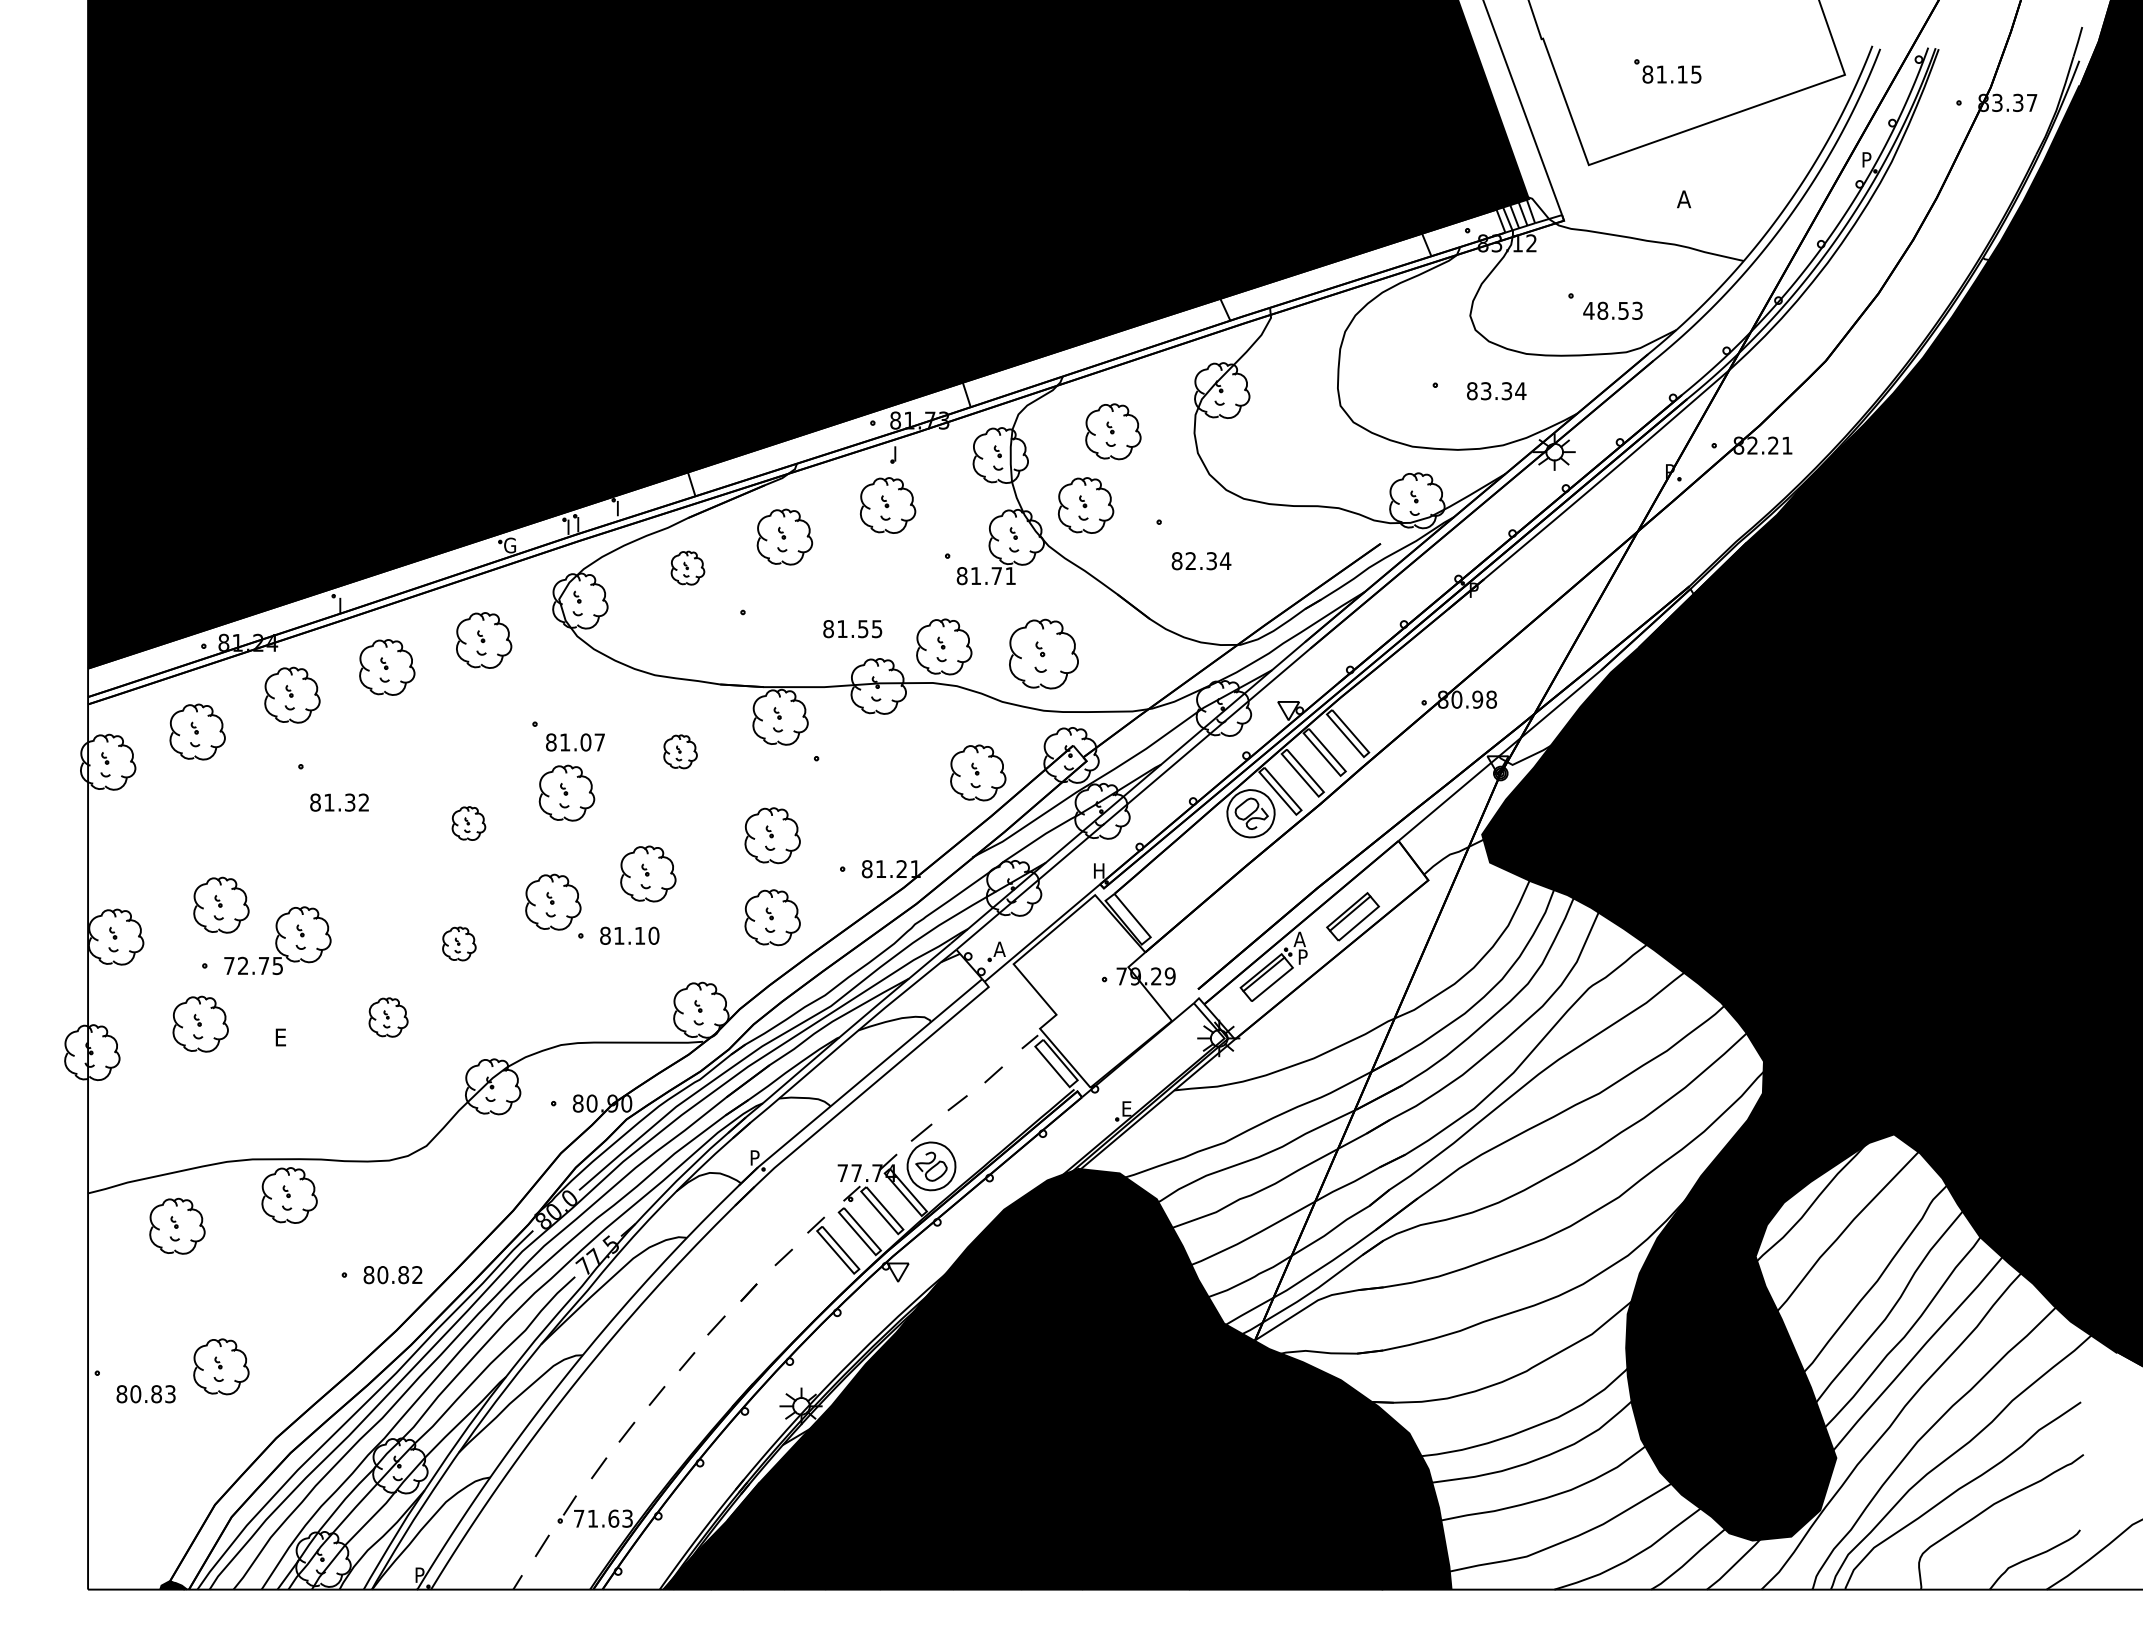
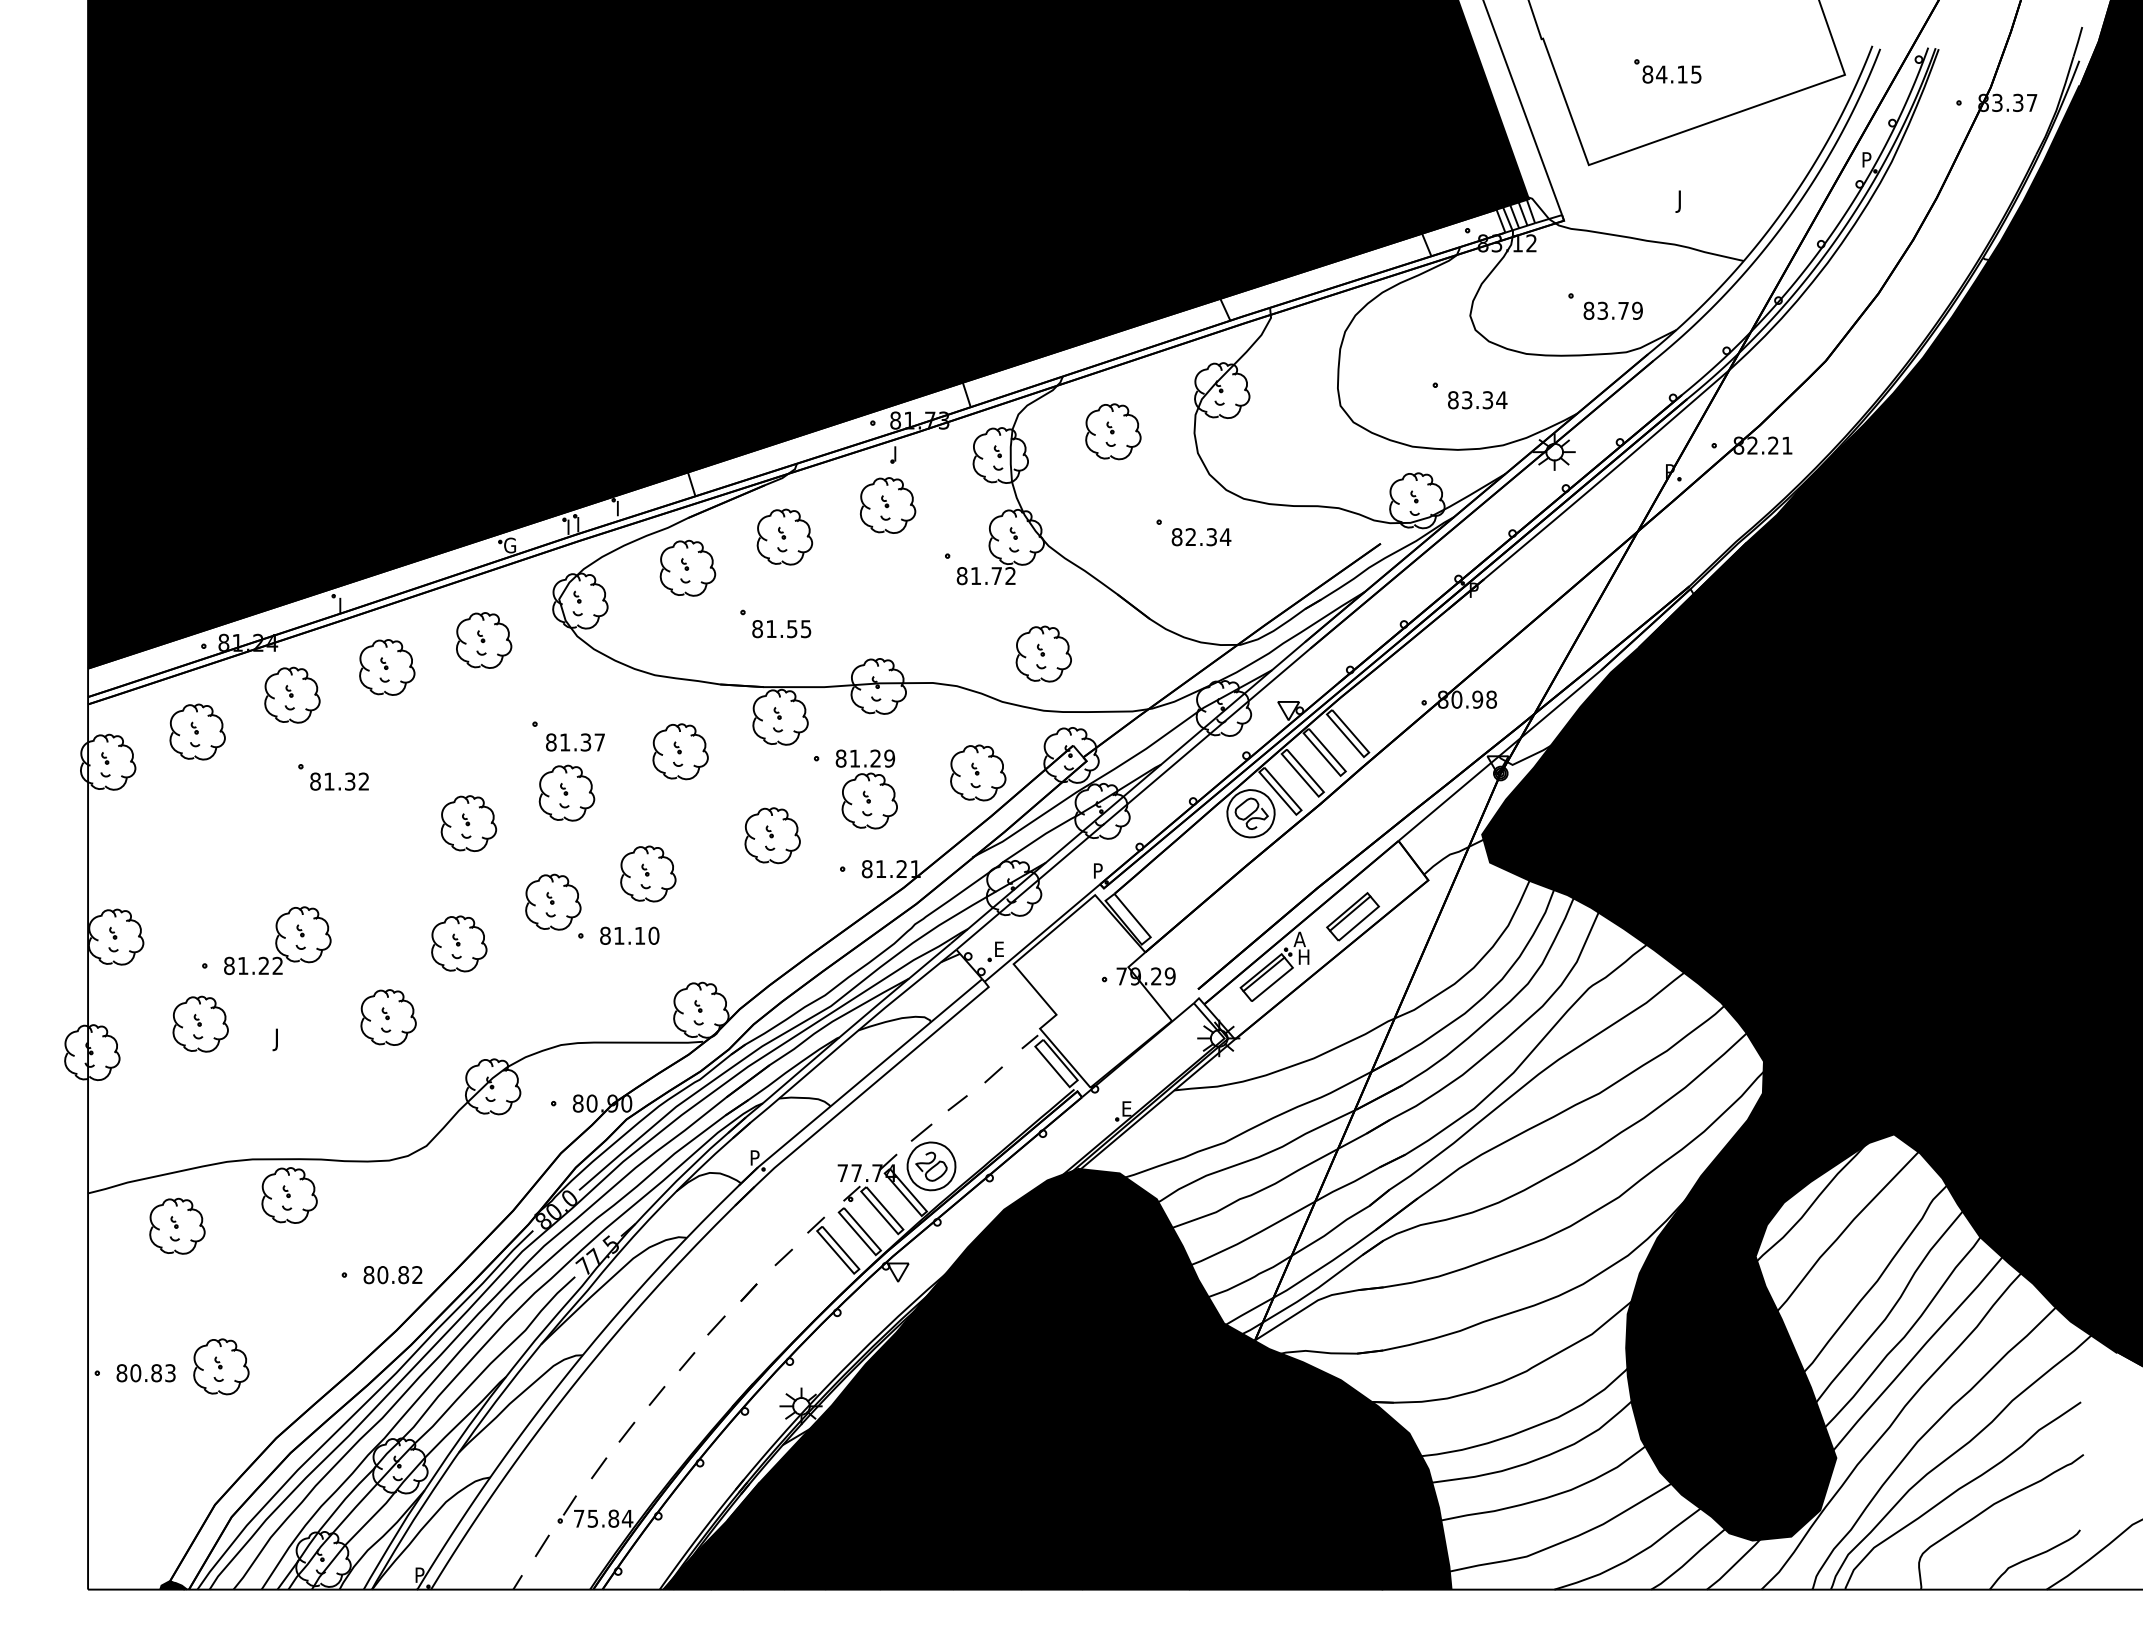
text: 81.15 -> 84.15 (1661, 74)
text: A -> J (1683, 201)
text: 48.53 -> 83.79 (1612, 310)
text position: (1496, 391) -> (1477, 400) (1477, 400)
part: present -> none (1086, 505)
text position: (1201, 561) -> (1201, 537) (1201, 537)
part size: 36x36 px -> 58x58 px (687, 567)
text: 81.71 -> 81.72 (1010, 575)
text position: (852, 629) -> (781, 629) (781, 629)
part: present -> none (944, 646)
part size: 70x72 px -> 57x58 px (1043, 653)
text: 81.07 -> 81.37 (585, 742)
part size: 35x36 px -> 57x58 px (680, 751)
part: none -> present (866, 789)
text position: (339, 802) -> (339, 781) (339, 781)
part size: 36x35 px -> 58x57 px (468, 823)
text: H -> P (1099, 870)
part: present -> none (221, 904)
part: present -> none (772, 917)
part size: 35x36 px -> 57x58 px (459, 943)
text: A -> E (999, 948)
text: P -> H (1304, 956)
text: 72.75 -> 81.22 (253, 965)
part size: 41x41 px -> 57x57 px (388, 1017)
text: E -> J (279, 1039)
text position: (145, 1394) -> (145, 1373) (145, 1373)
text: 71.63 -> 75.84 (610, 1518)
